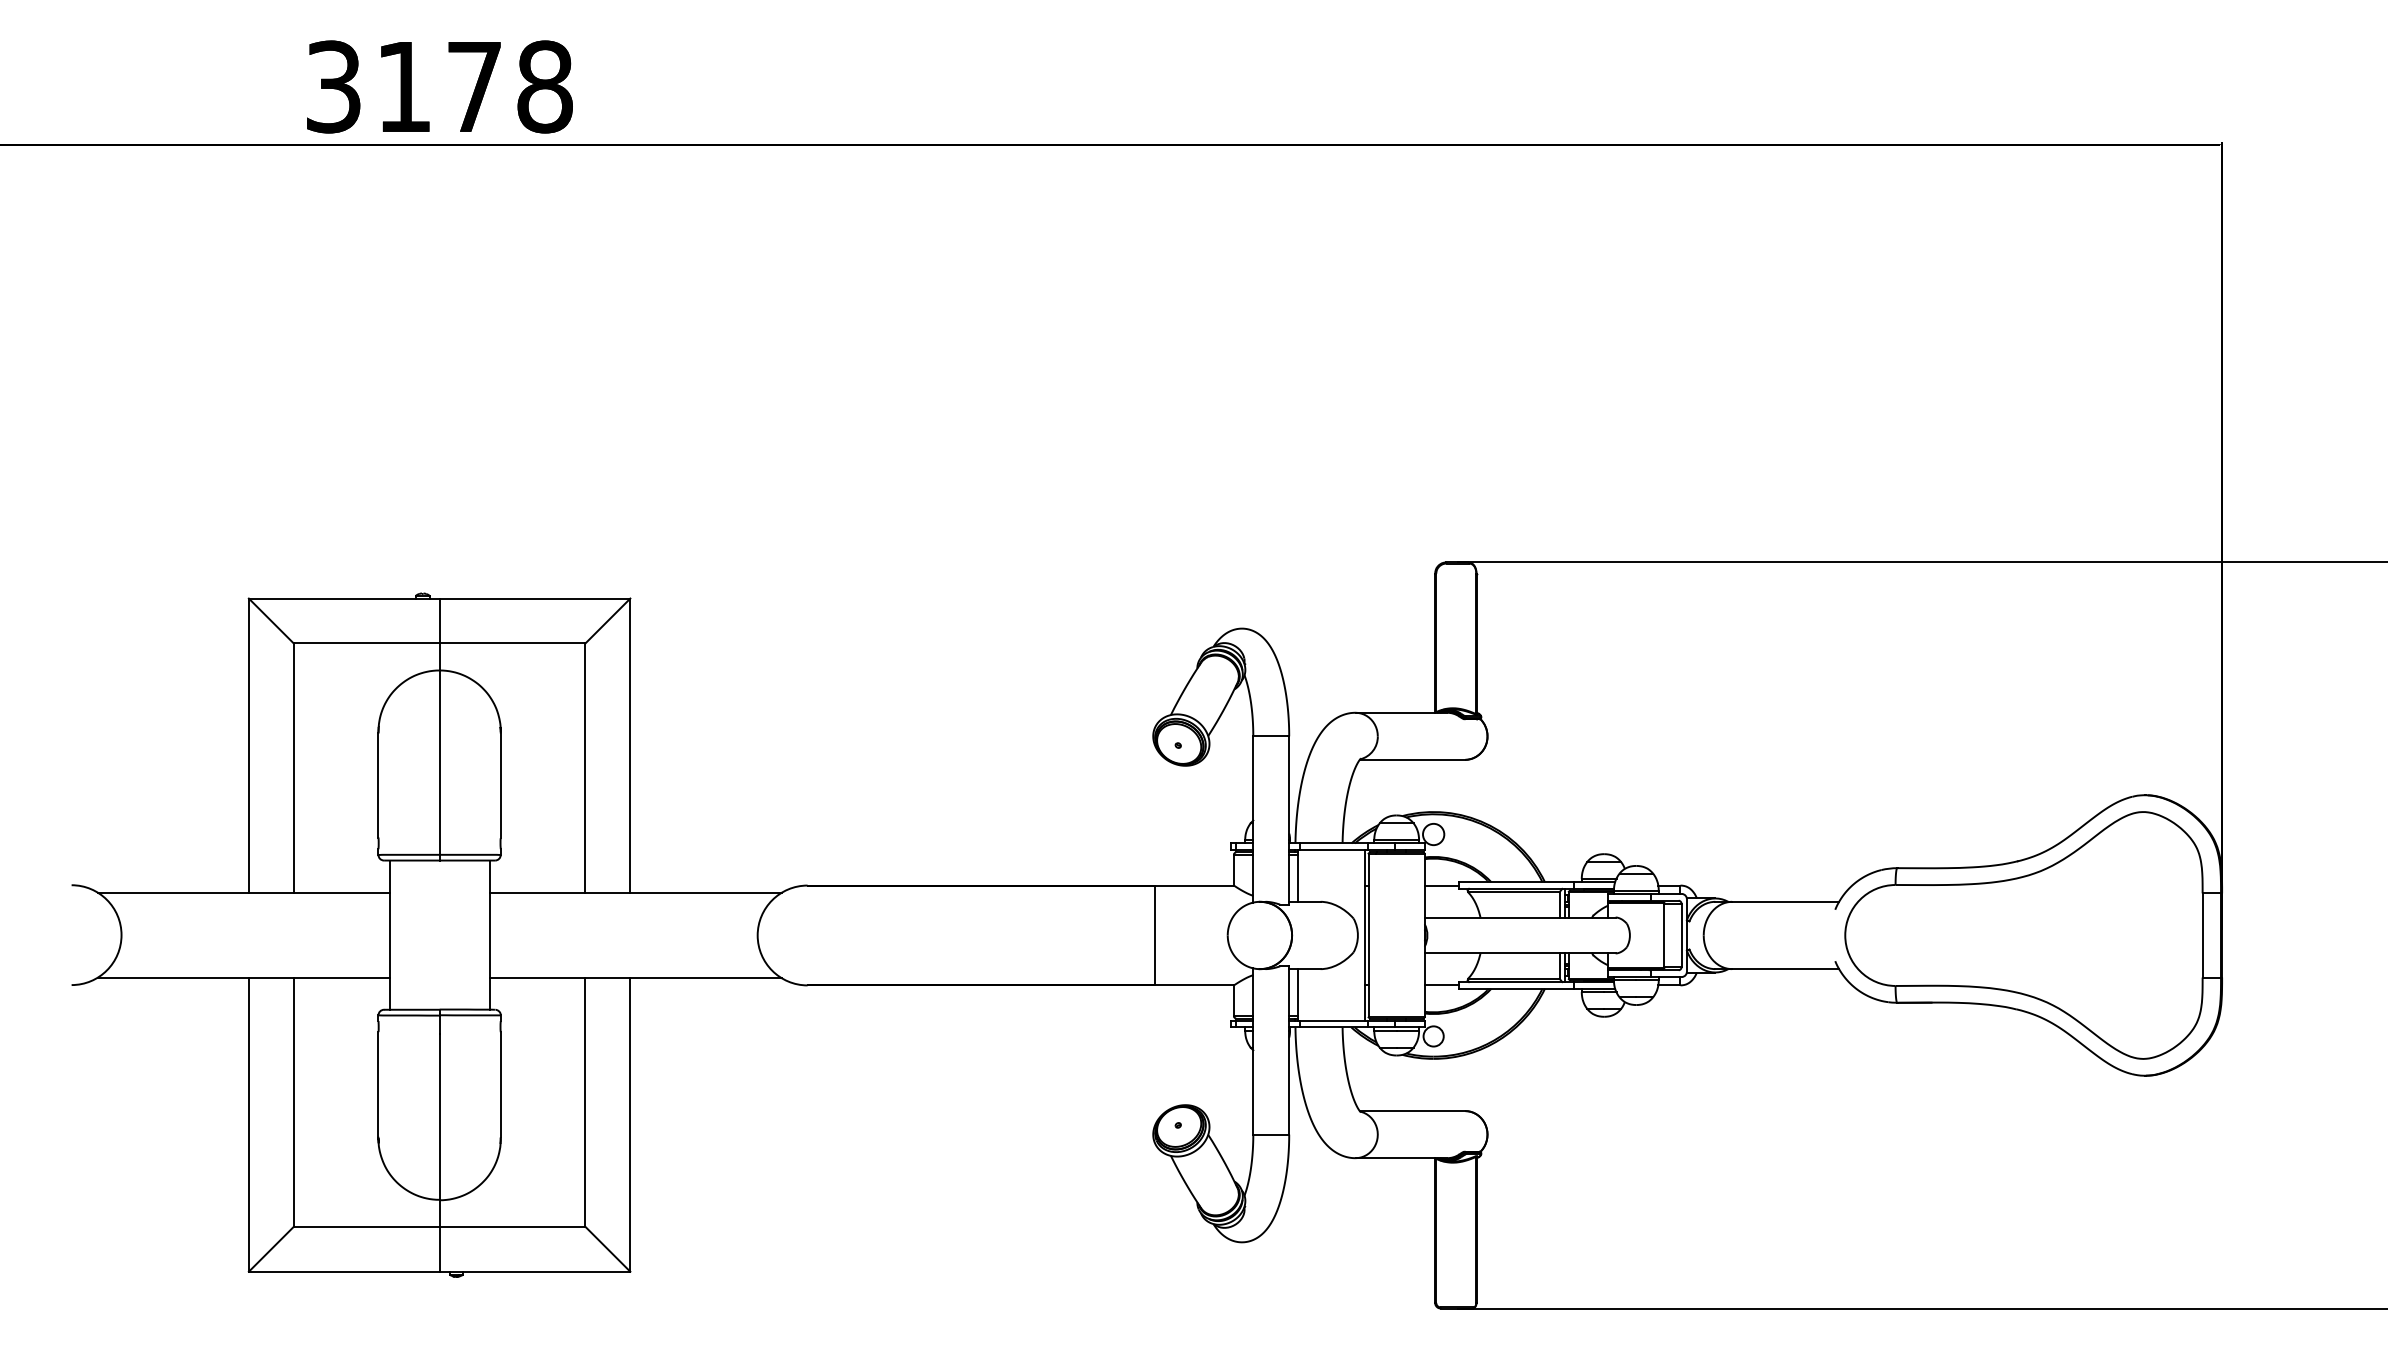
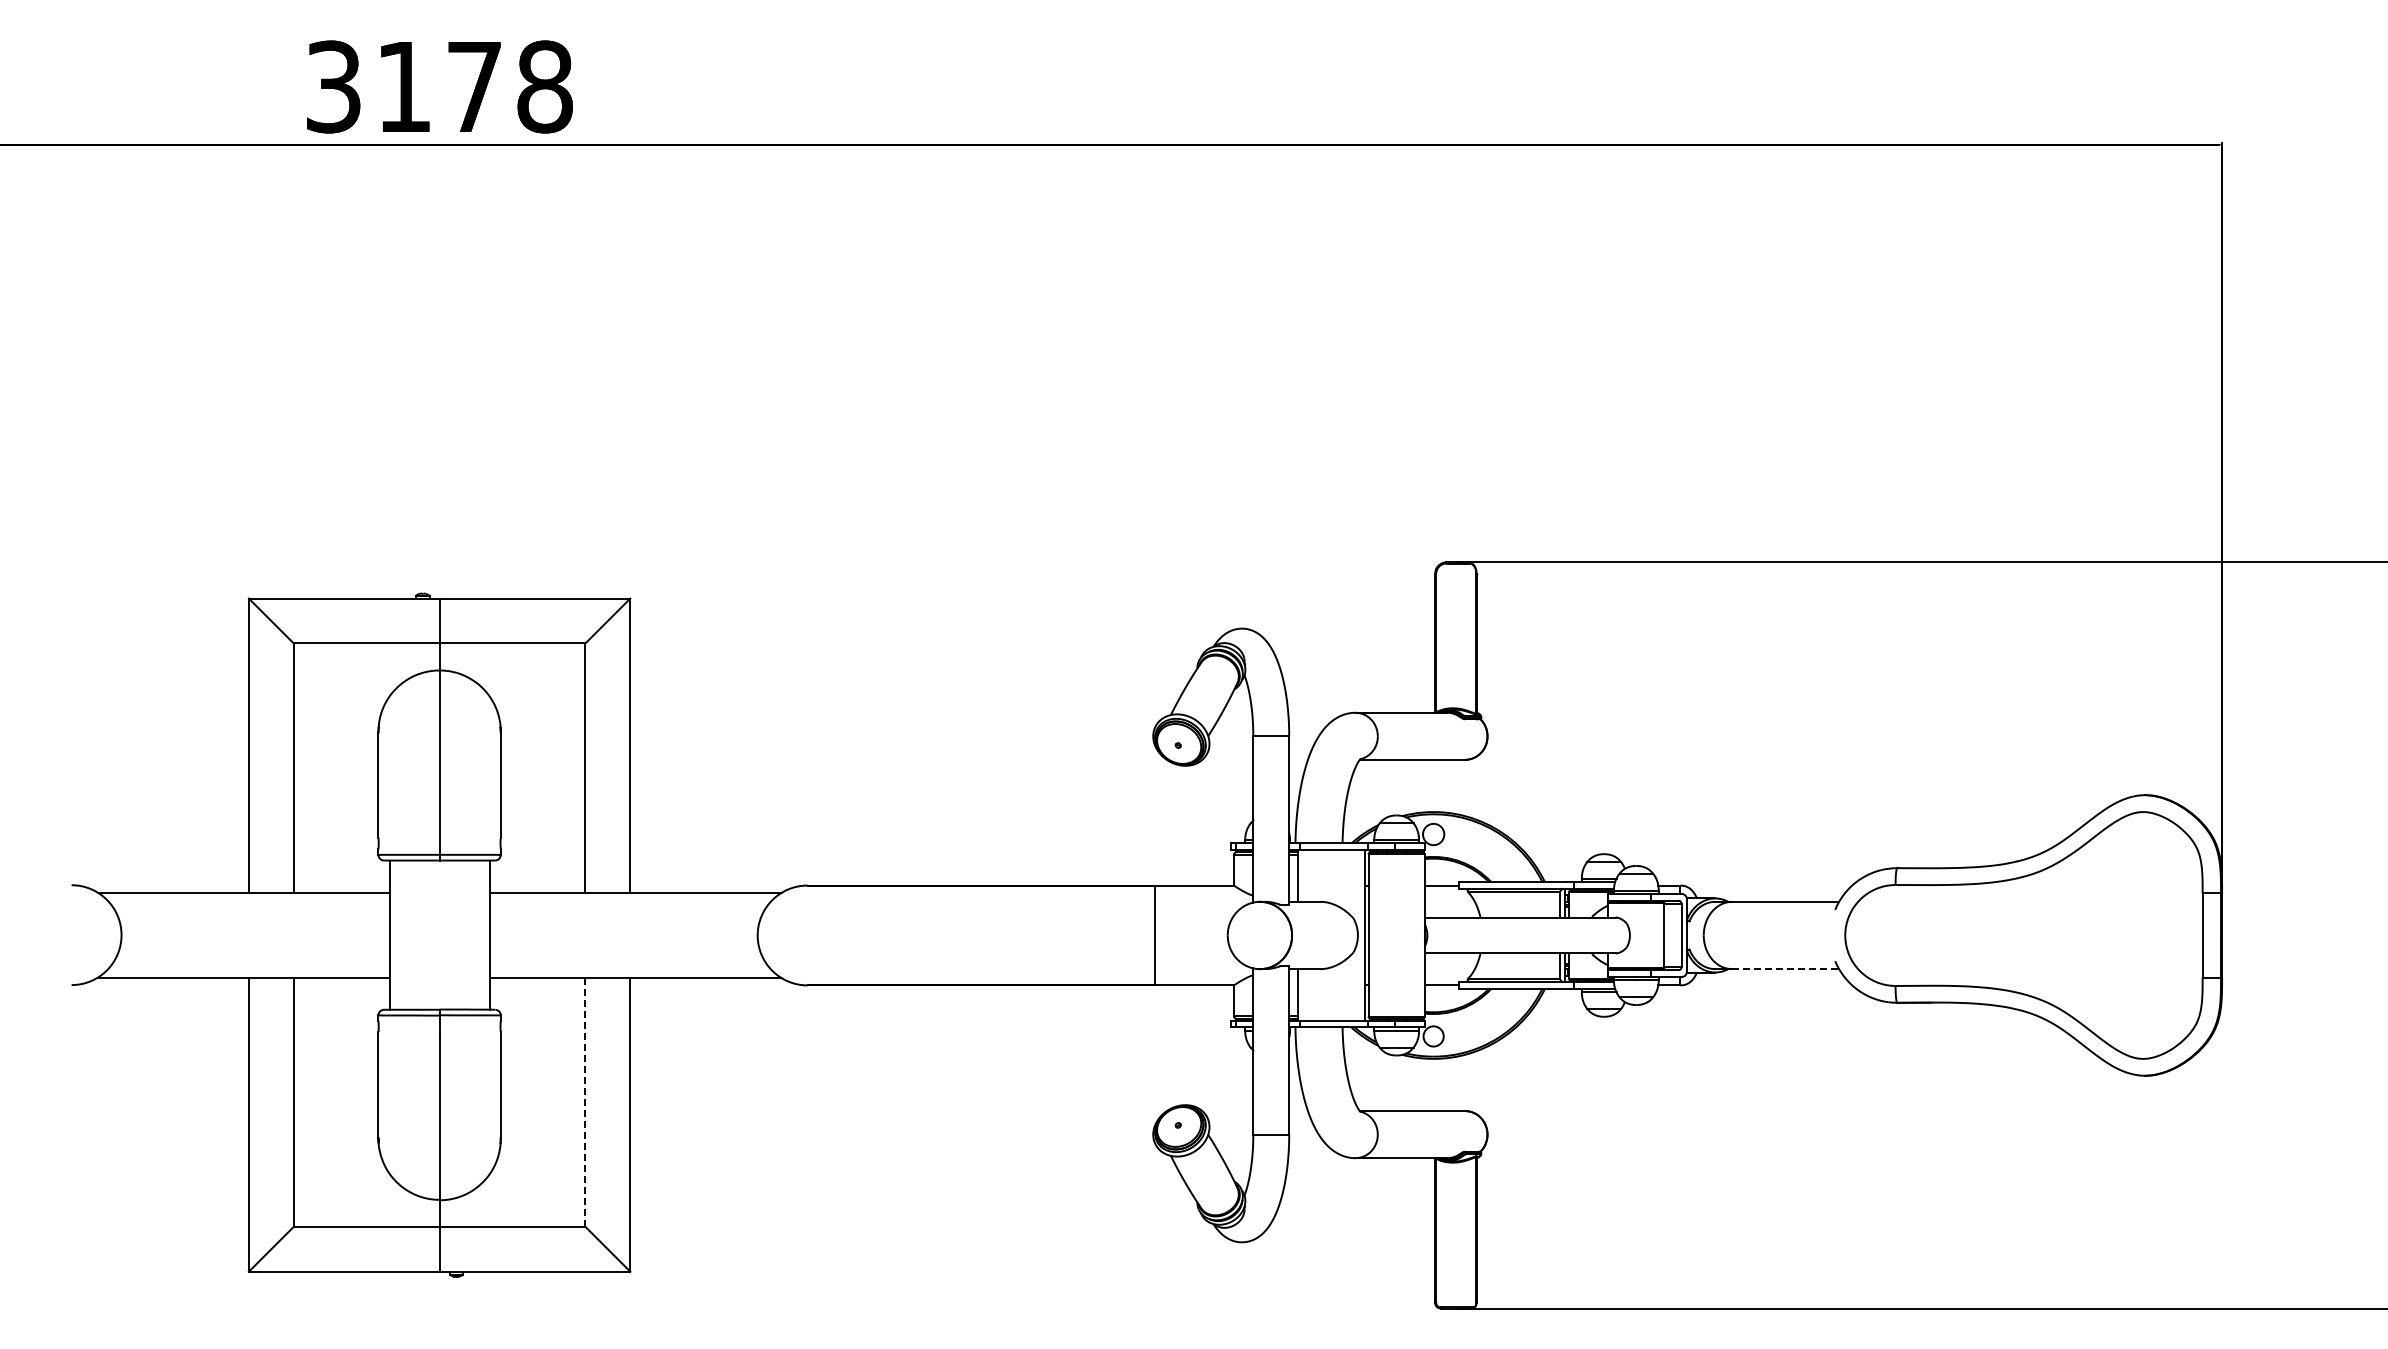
line: solid -> dashed (1785, 969)
line: solid -> dashed (585, 1101)
